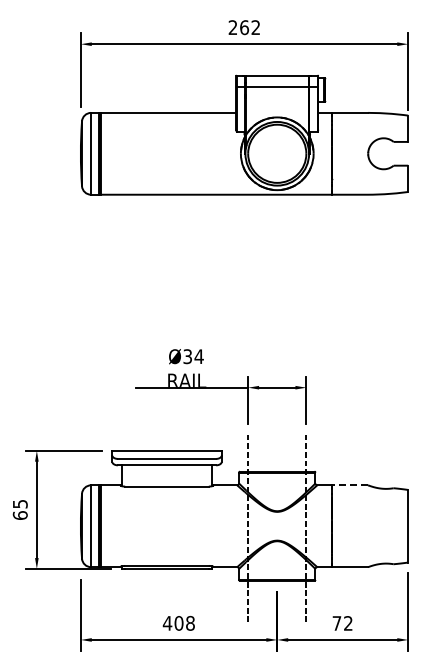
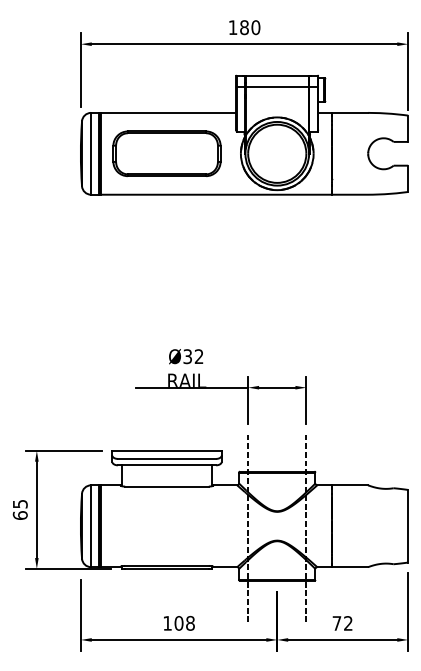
text: 262 -> 180 (244, 27)
part: none -> present (166, 153)
text: Ø34 -> Ø32 (198, 356)
line: dashed -> solid (349, 485)
text: 408 -> 108 (167, 623)
